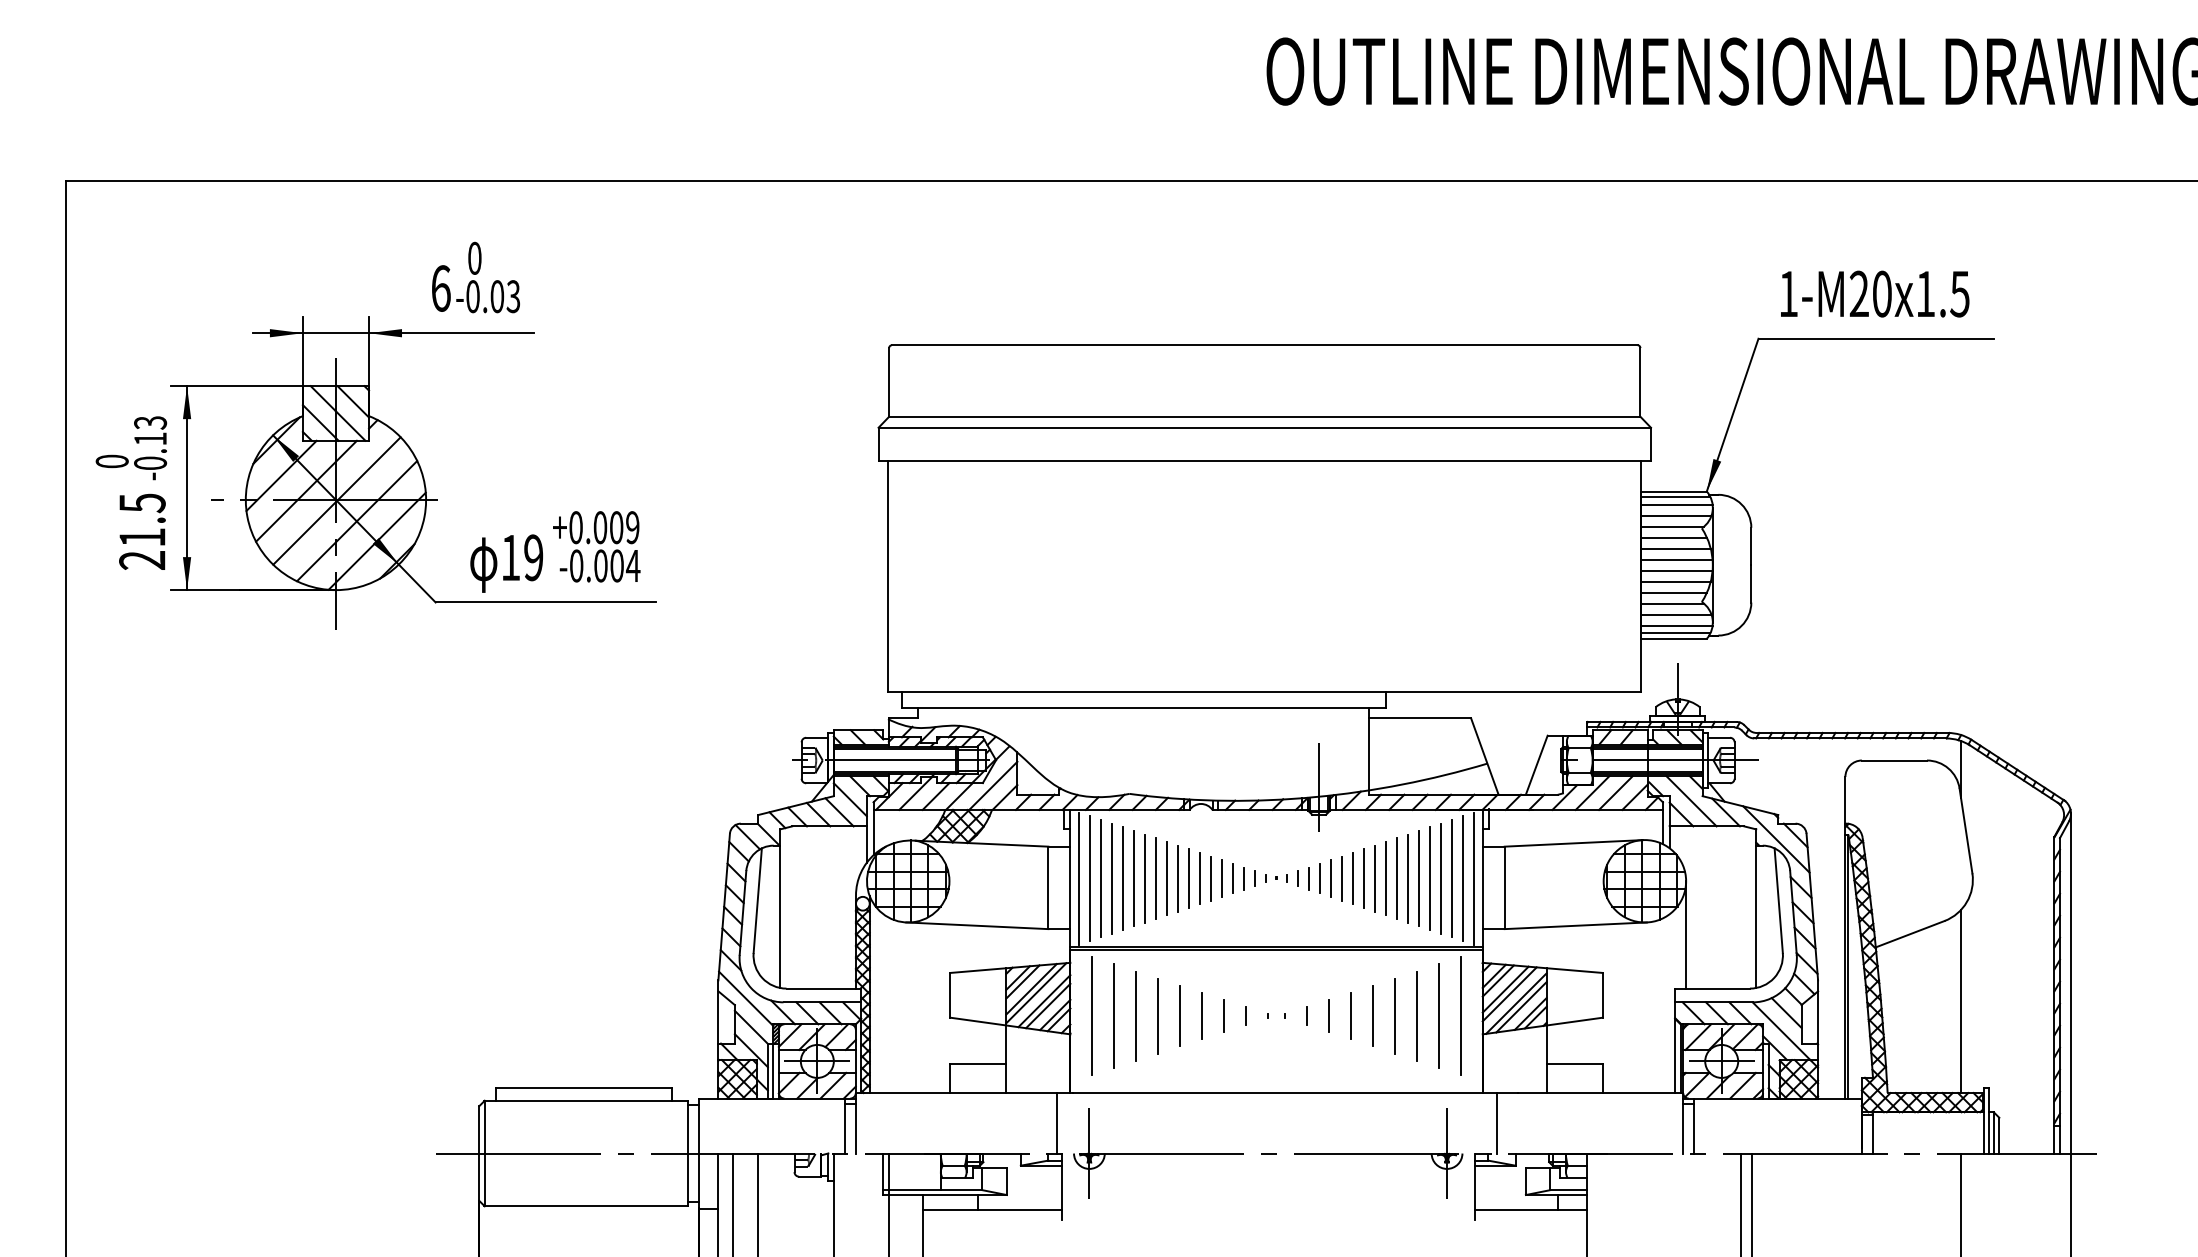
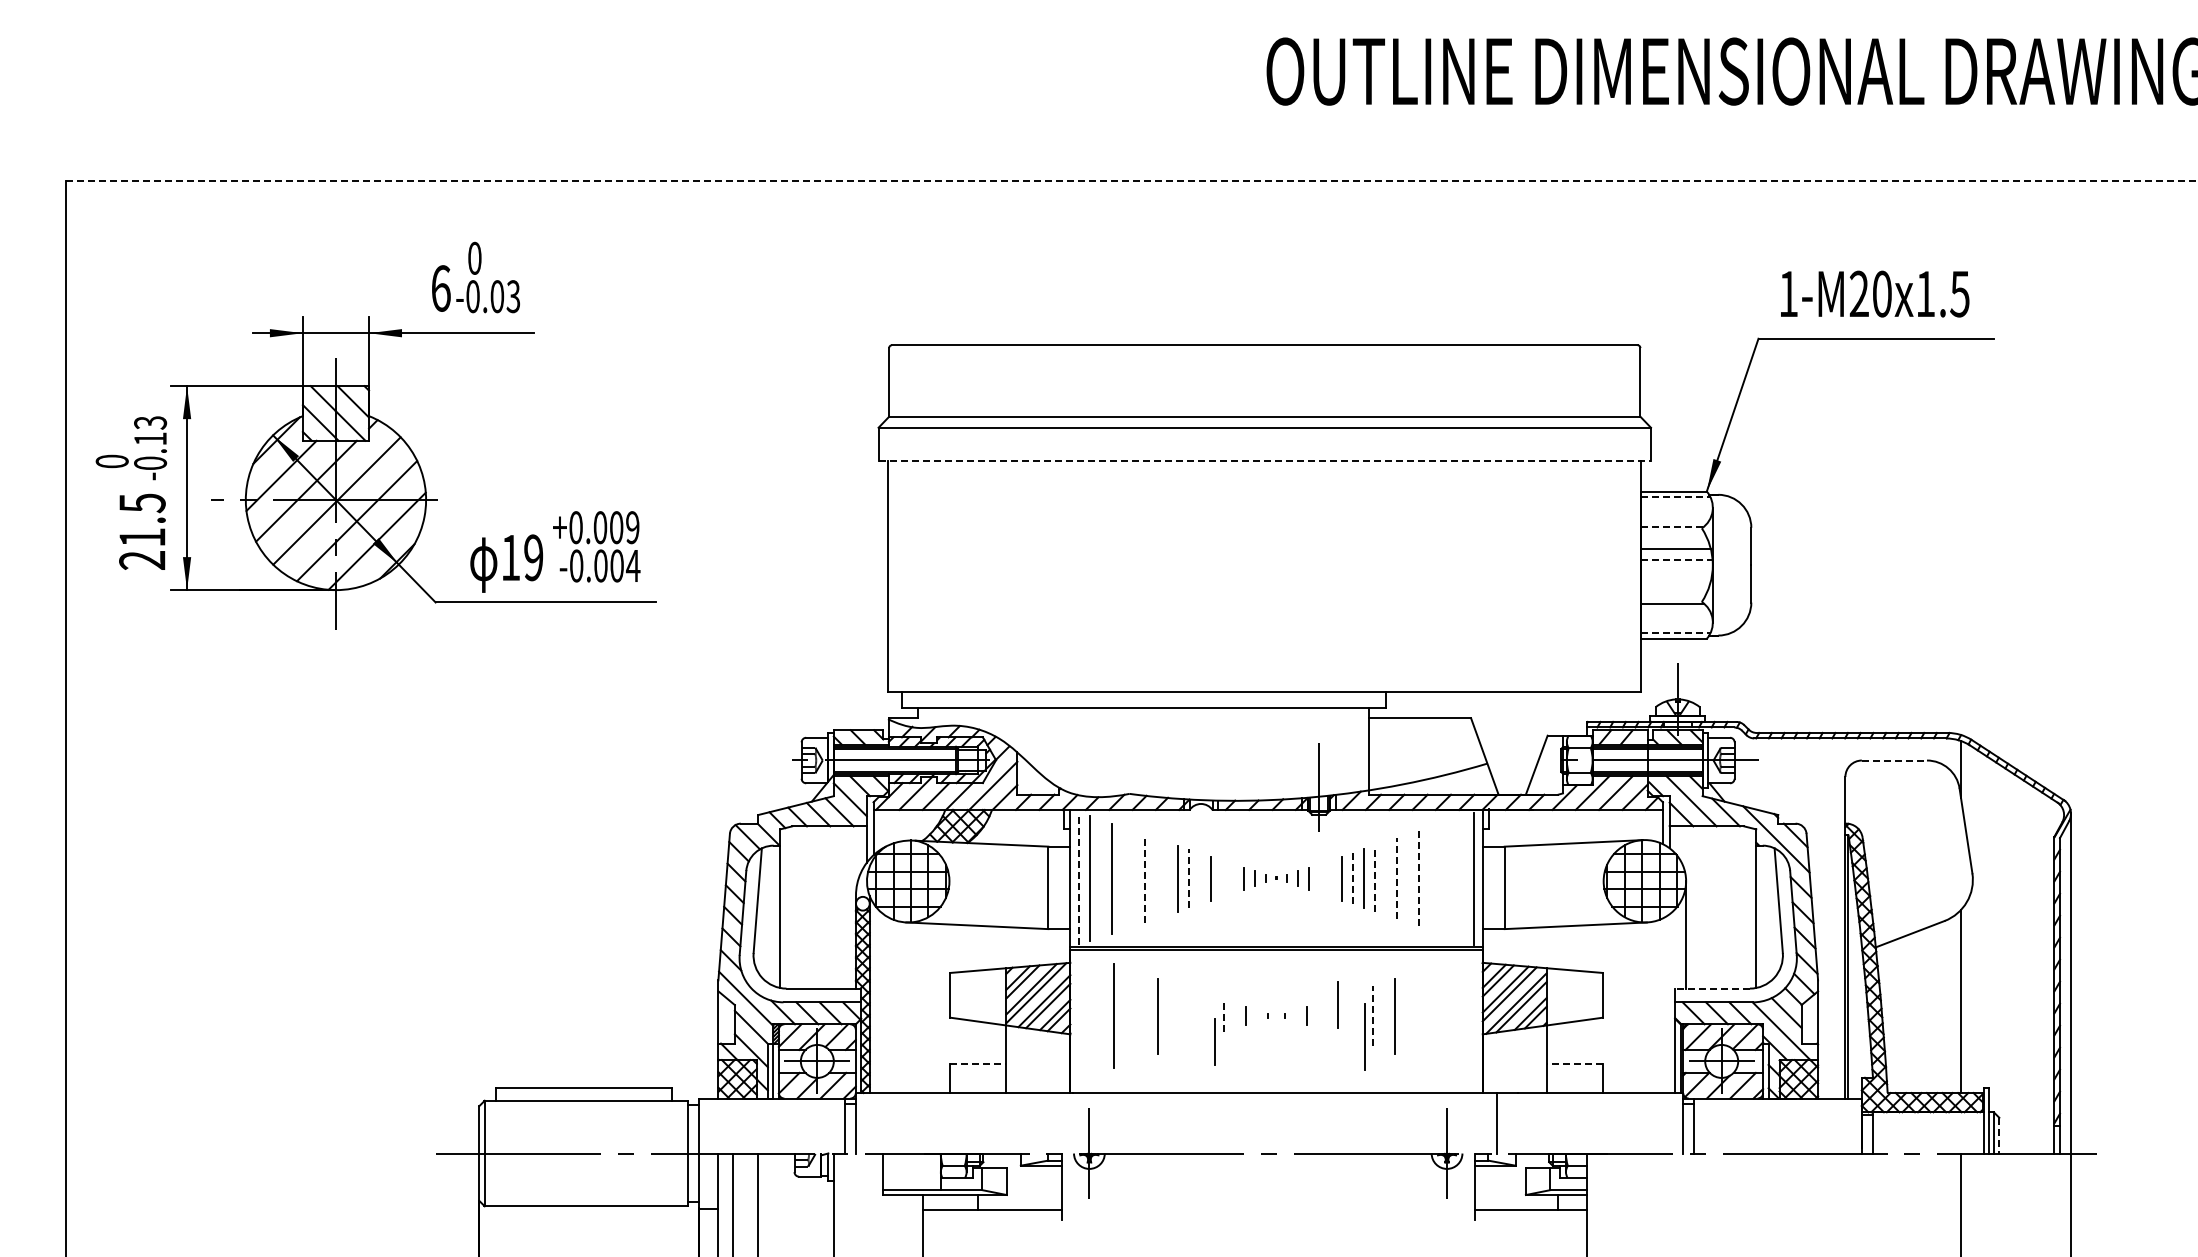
line: solid -> dashed (1131, 181)
line: solid -> dashed (1265, 460)
line: solid -> dashed (1675, 497)
line: present -> none (1676, 504)
line: present -> none (1676, 515)
line: solid -> dashed (1673, 526)
line: present -> none (1673, 537)
line: solid -> dashed (1677, 559)
line: present -> none (1676, 570)
line: present -> none (1675, 581)
line: present -> none (1673, 592)
line: present -> none (1676, 614)
line: present -> none (1676, 625)
line: solid -> dashed (1675, 633)
line: solid -> dashed (1894, 760)
line: solid -> dashed (1078, 878)
line: present -> none (1100, 878)
line: present -> none (1122, 878)
line: present -> none (1133, 878)
line: solid -> dashed (1144, 878)
line: present -> none (1155, 878)
line: present -> none (1166, 878)
line: solid -> dashed (1188, 878)
line: present -> none (1199, 878)
line: present -> none (1221, 878)
line: present -> none (1232, 878)
line: present -> none (1319, 878)
line: present -> none (1331, 878)
line: solid -> dashed (1353, 878)
line: solid -> dashed (1375, 878)
line: present -> none (1386, 878)
line: solid -> dashed (1397, 878)
line: present -> none (1408, 878)
line: solid -> dashed (1419, 878)
line: present -> none (1430, 878)
line: present -> none (1441, 878)
line: present -> none (1452, 878)
line: present -> none (1463, 878)
line: solid -> dashed (1712, 988)
line: present -> none (1092, 1015)
line: present -> none (1136, 1015)
line: present -> none (1180, 1015)
line position: (1201, 1015) -> (1214, 1041) (1214, 1041)
line: solid -> dashed (1224, 1015)
line position: (1350, 1015) -> (1337, 1004) (1337, 1004)
line: solid -> dashed (1372, 1015)
line: present -> none (1438, 1015)
line: present -> none (1460, 1015)
line: present -> none (1328, 1016)
line: present -> none (1416, 1016)
line: none -> present (1364, 1036)
line: solid -> dashed (978, 1063)
line: solid -> dashed (1574, 1063)
line: present -> none (1056, 1123)
line: solid -> dashed (1999, 1135)
line: present -> none (888, 1203)
line: present -> none (1741, 1203)
line: present -> none (1752, 1203)
